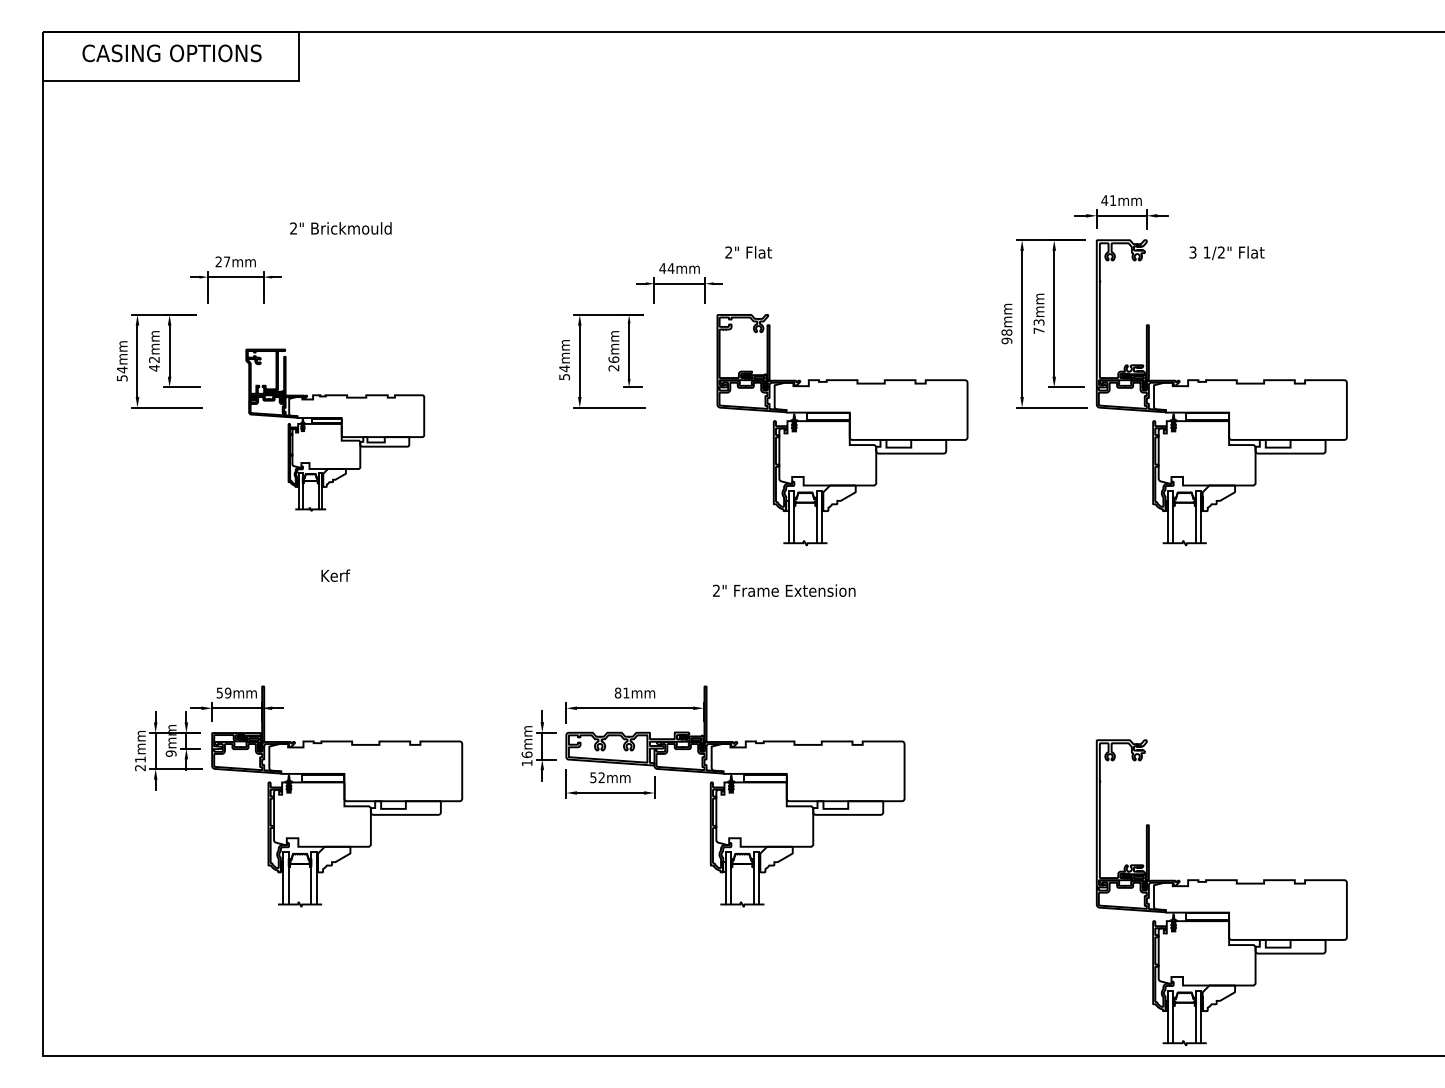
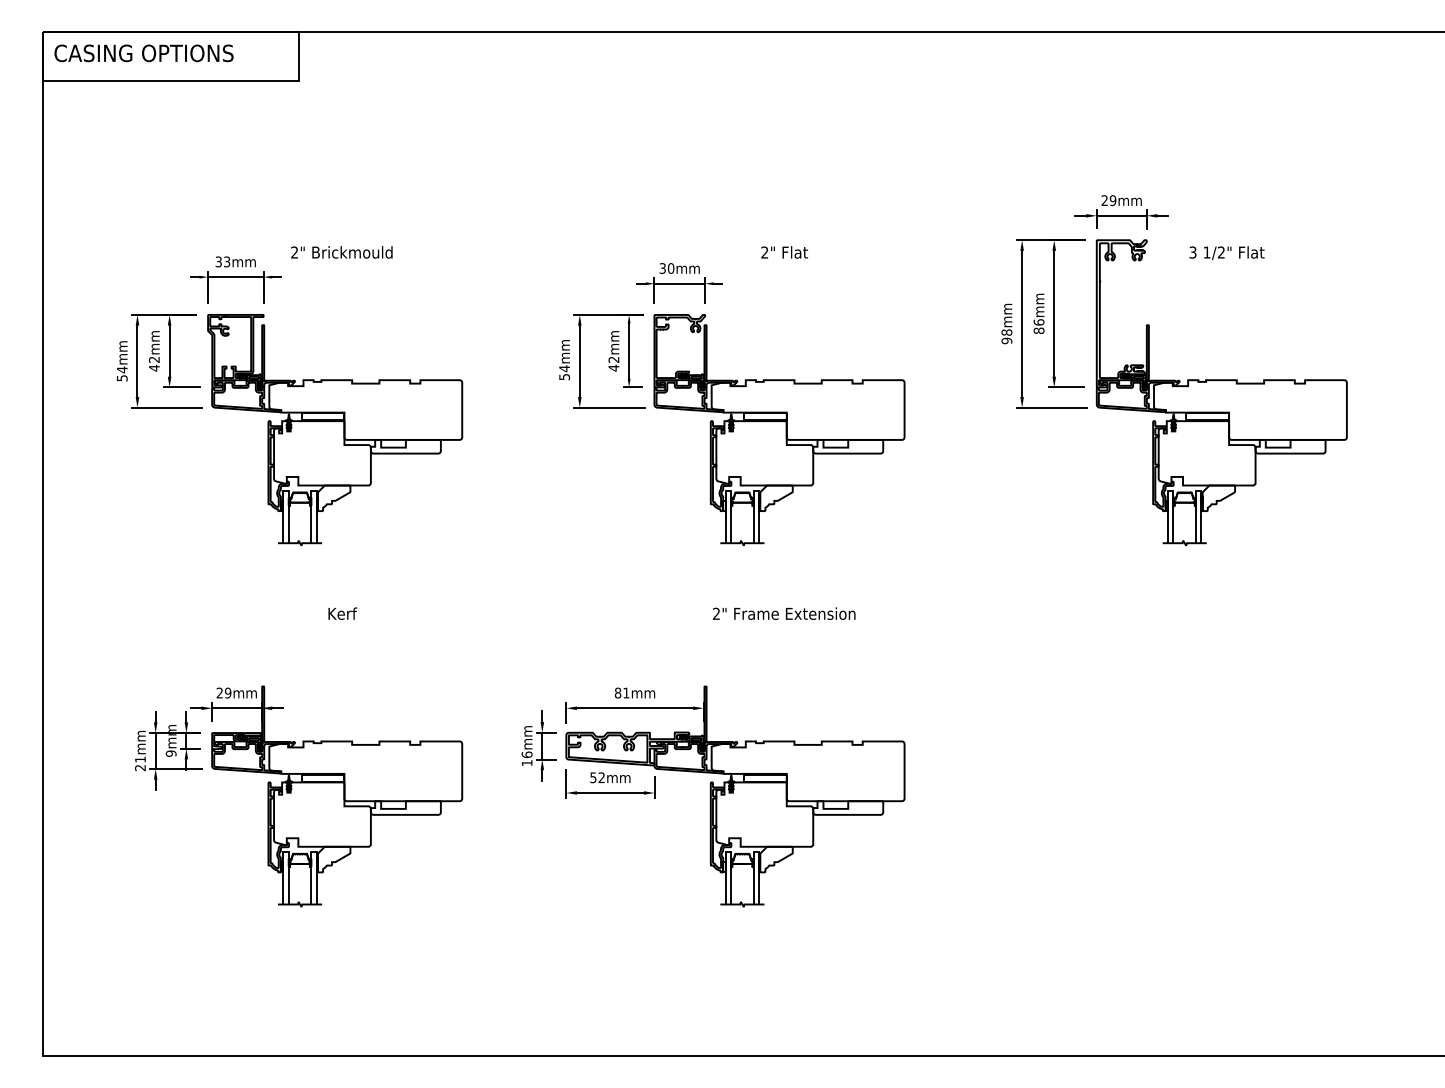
text position: (171, 53) -> (143, 53) (143, 53)
text: 41mm -> 29mm (1108, 200)
text position: (340, 228) -> (341, 252) (341, 252)
text position: (748, 252) -> (784, 252) (784, 252)
text: 27mm -> 33mm (222, 261)
text: 44mm -> 30mm (666, 268)
text: 73mm -> 86mm (1038, 326)
text: 26mm -> 42mm (613, 363)
part size: 181x164 px -> 257x233 px (335, 430)
part position: (842, 430) -> (779, 430) (779, 430)
text position: (335, 575) -> (342, 613) (342, 613)
text position: (784, 590) -> (784, 613) (784, 613)
text: 59mm -> 29mm (219, 692)
part: present -> none (1221, 892)
